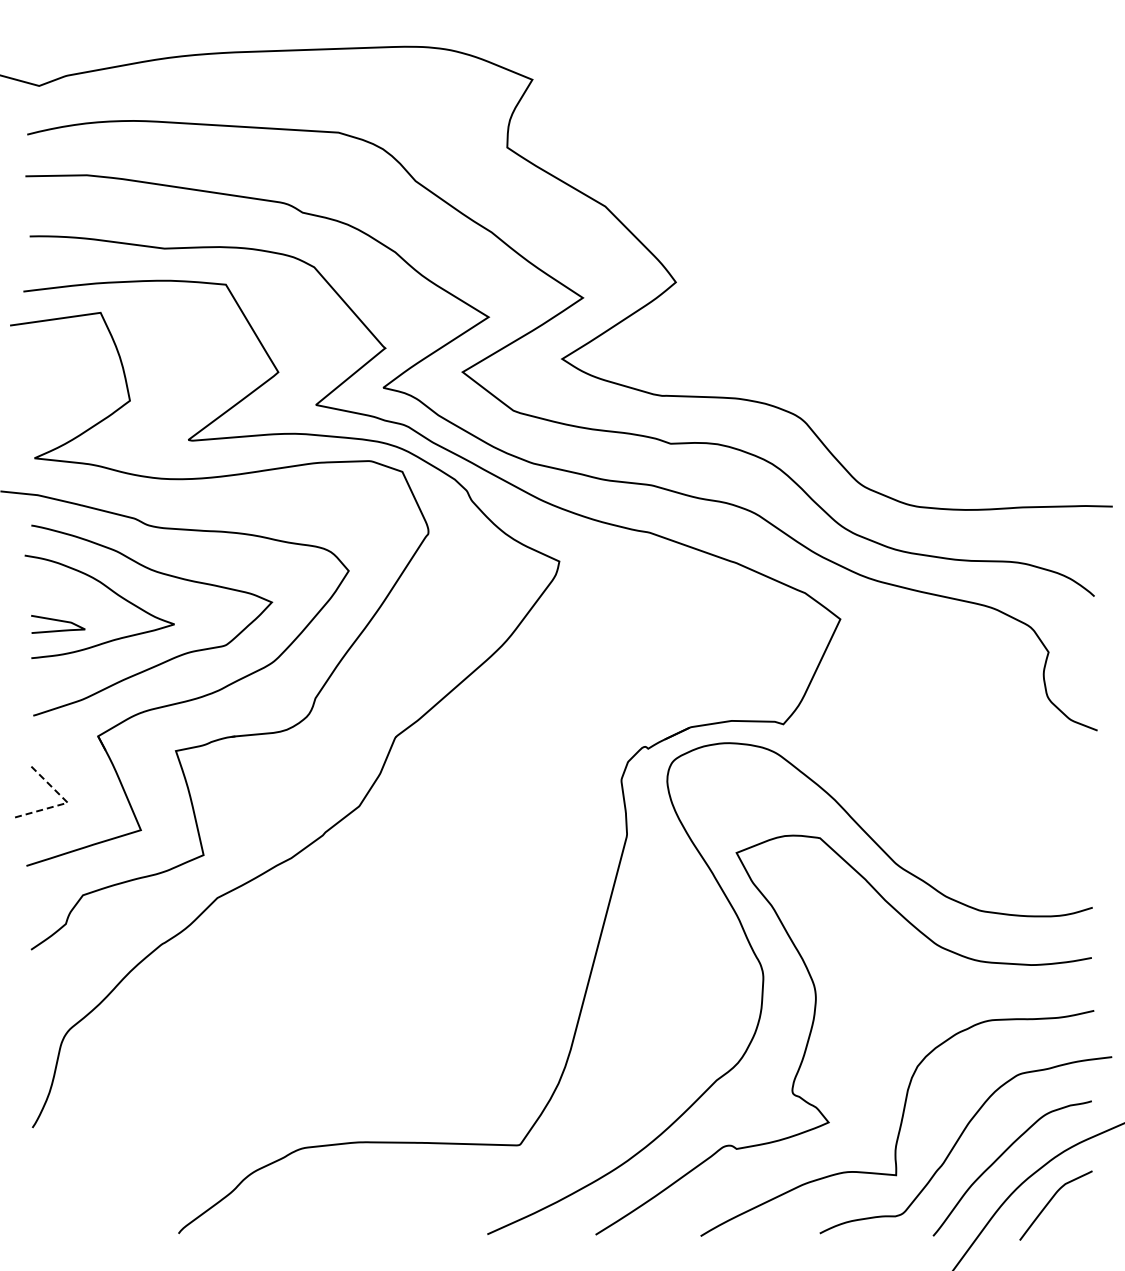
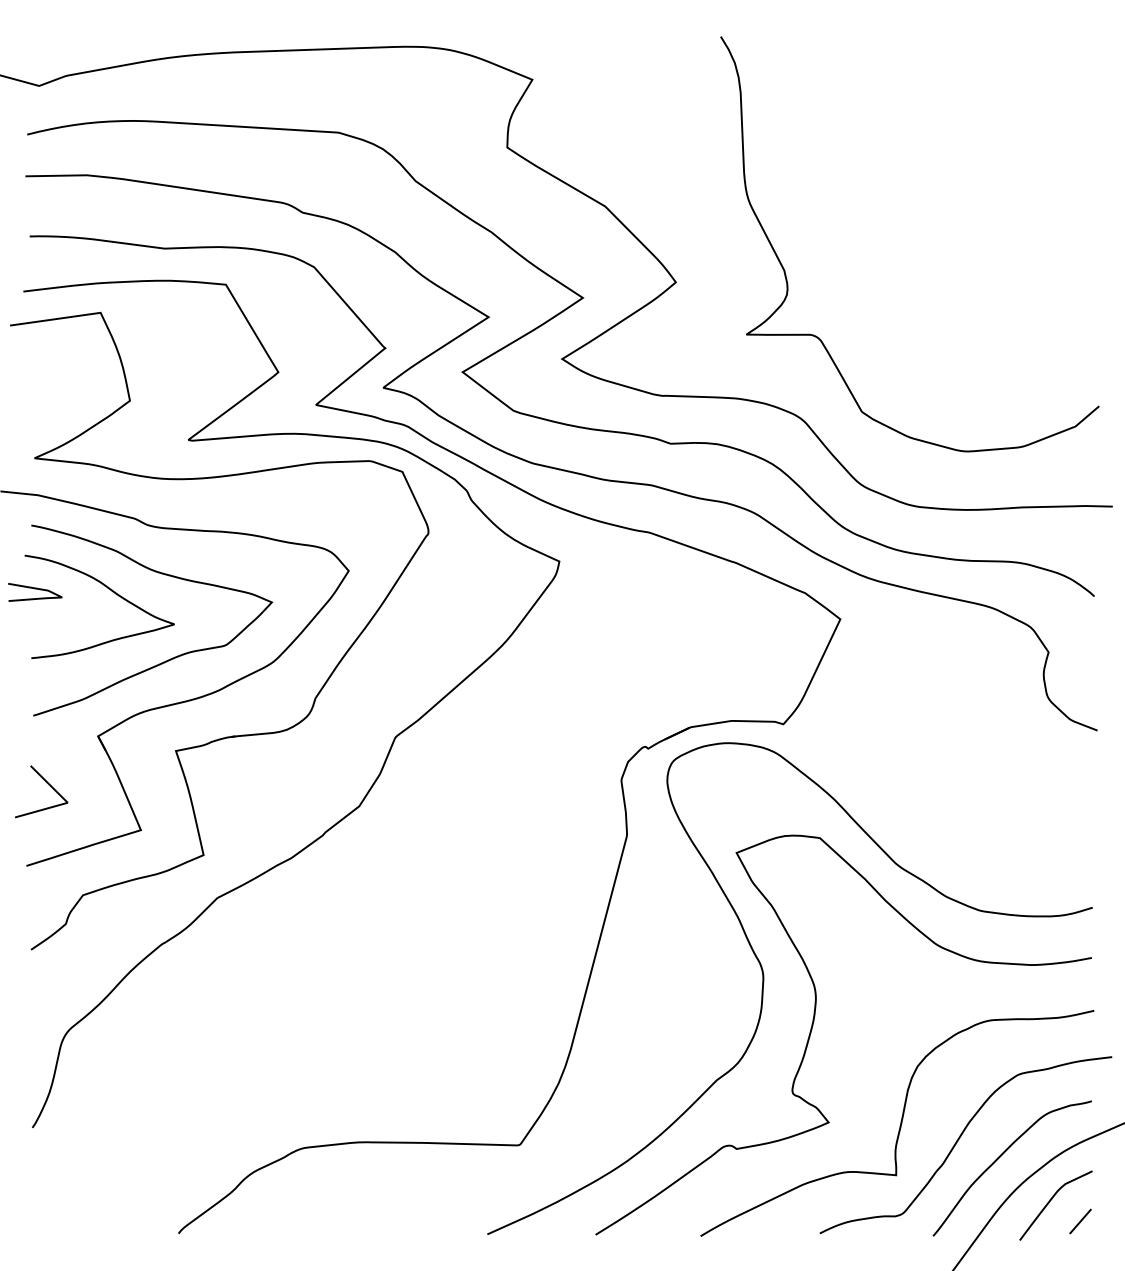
curve: none -> present (786, 274)
curve position: (58, 621) -> (35, 589) (35, 589)
line: dashed -> solid (67, 802)
line: none -> present (1080, 1221)
